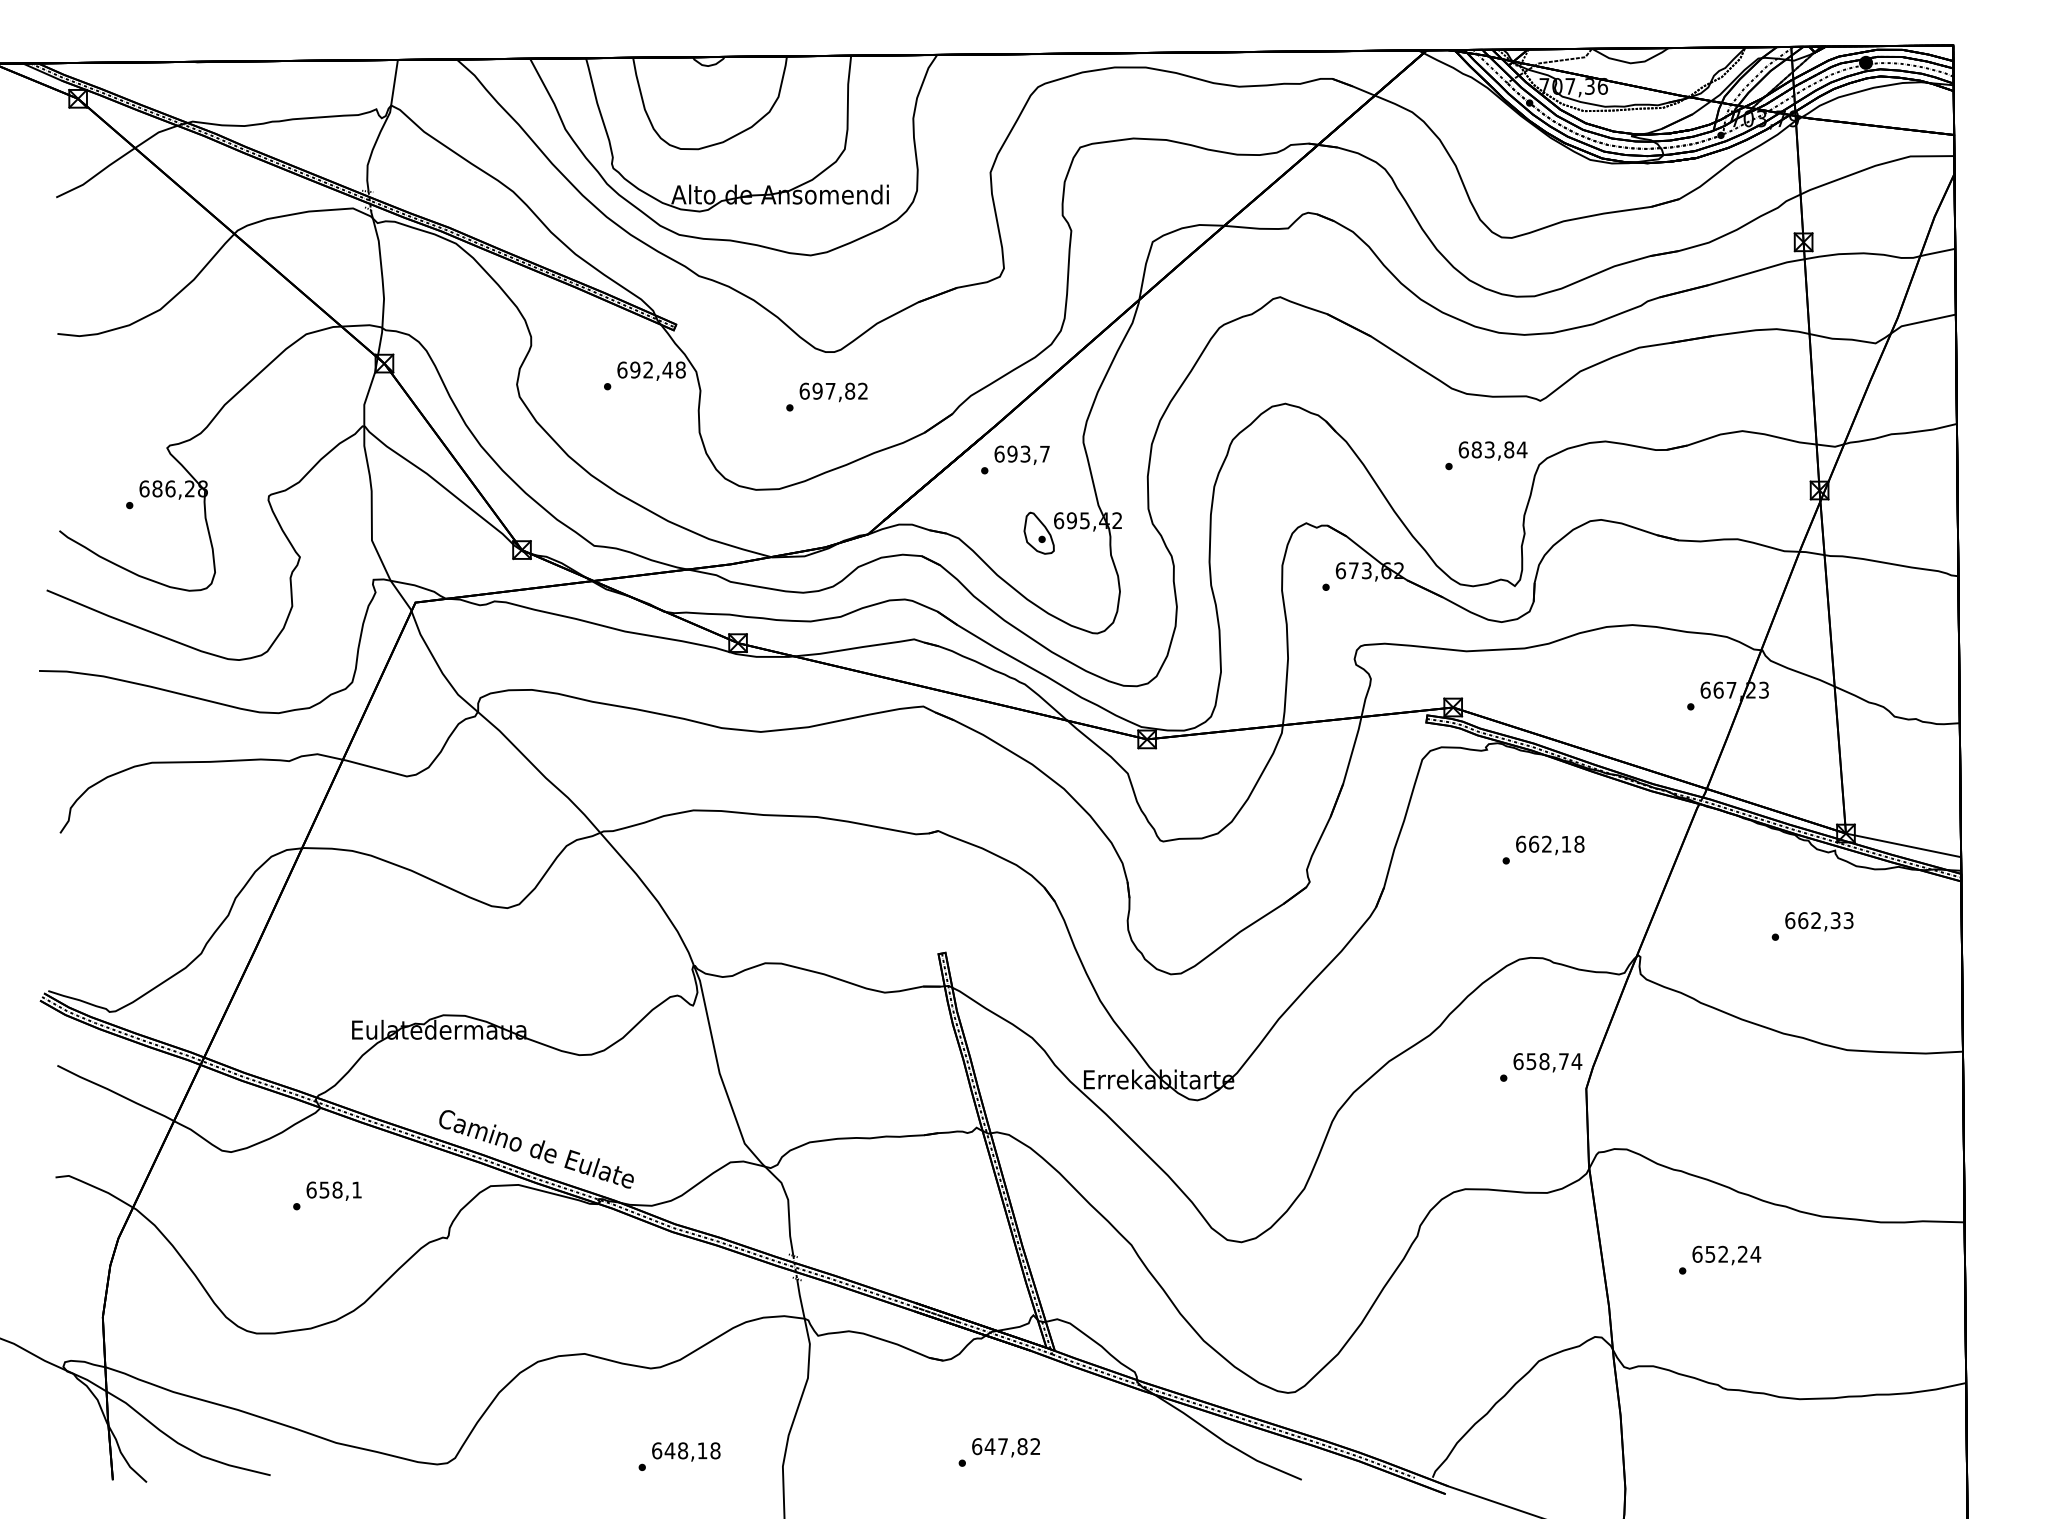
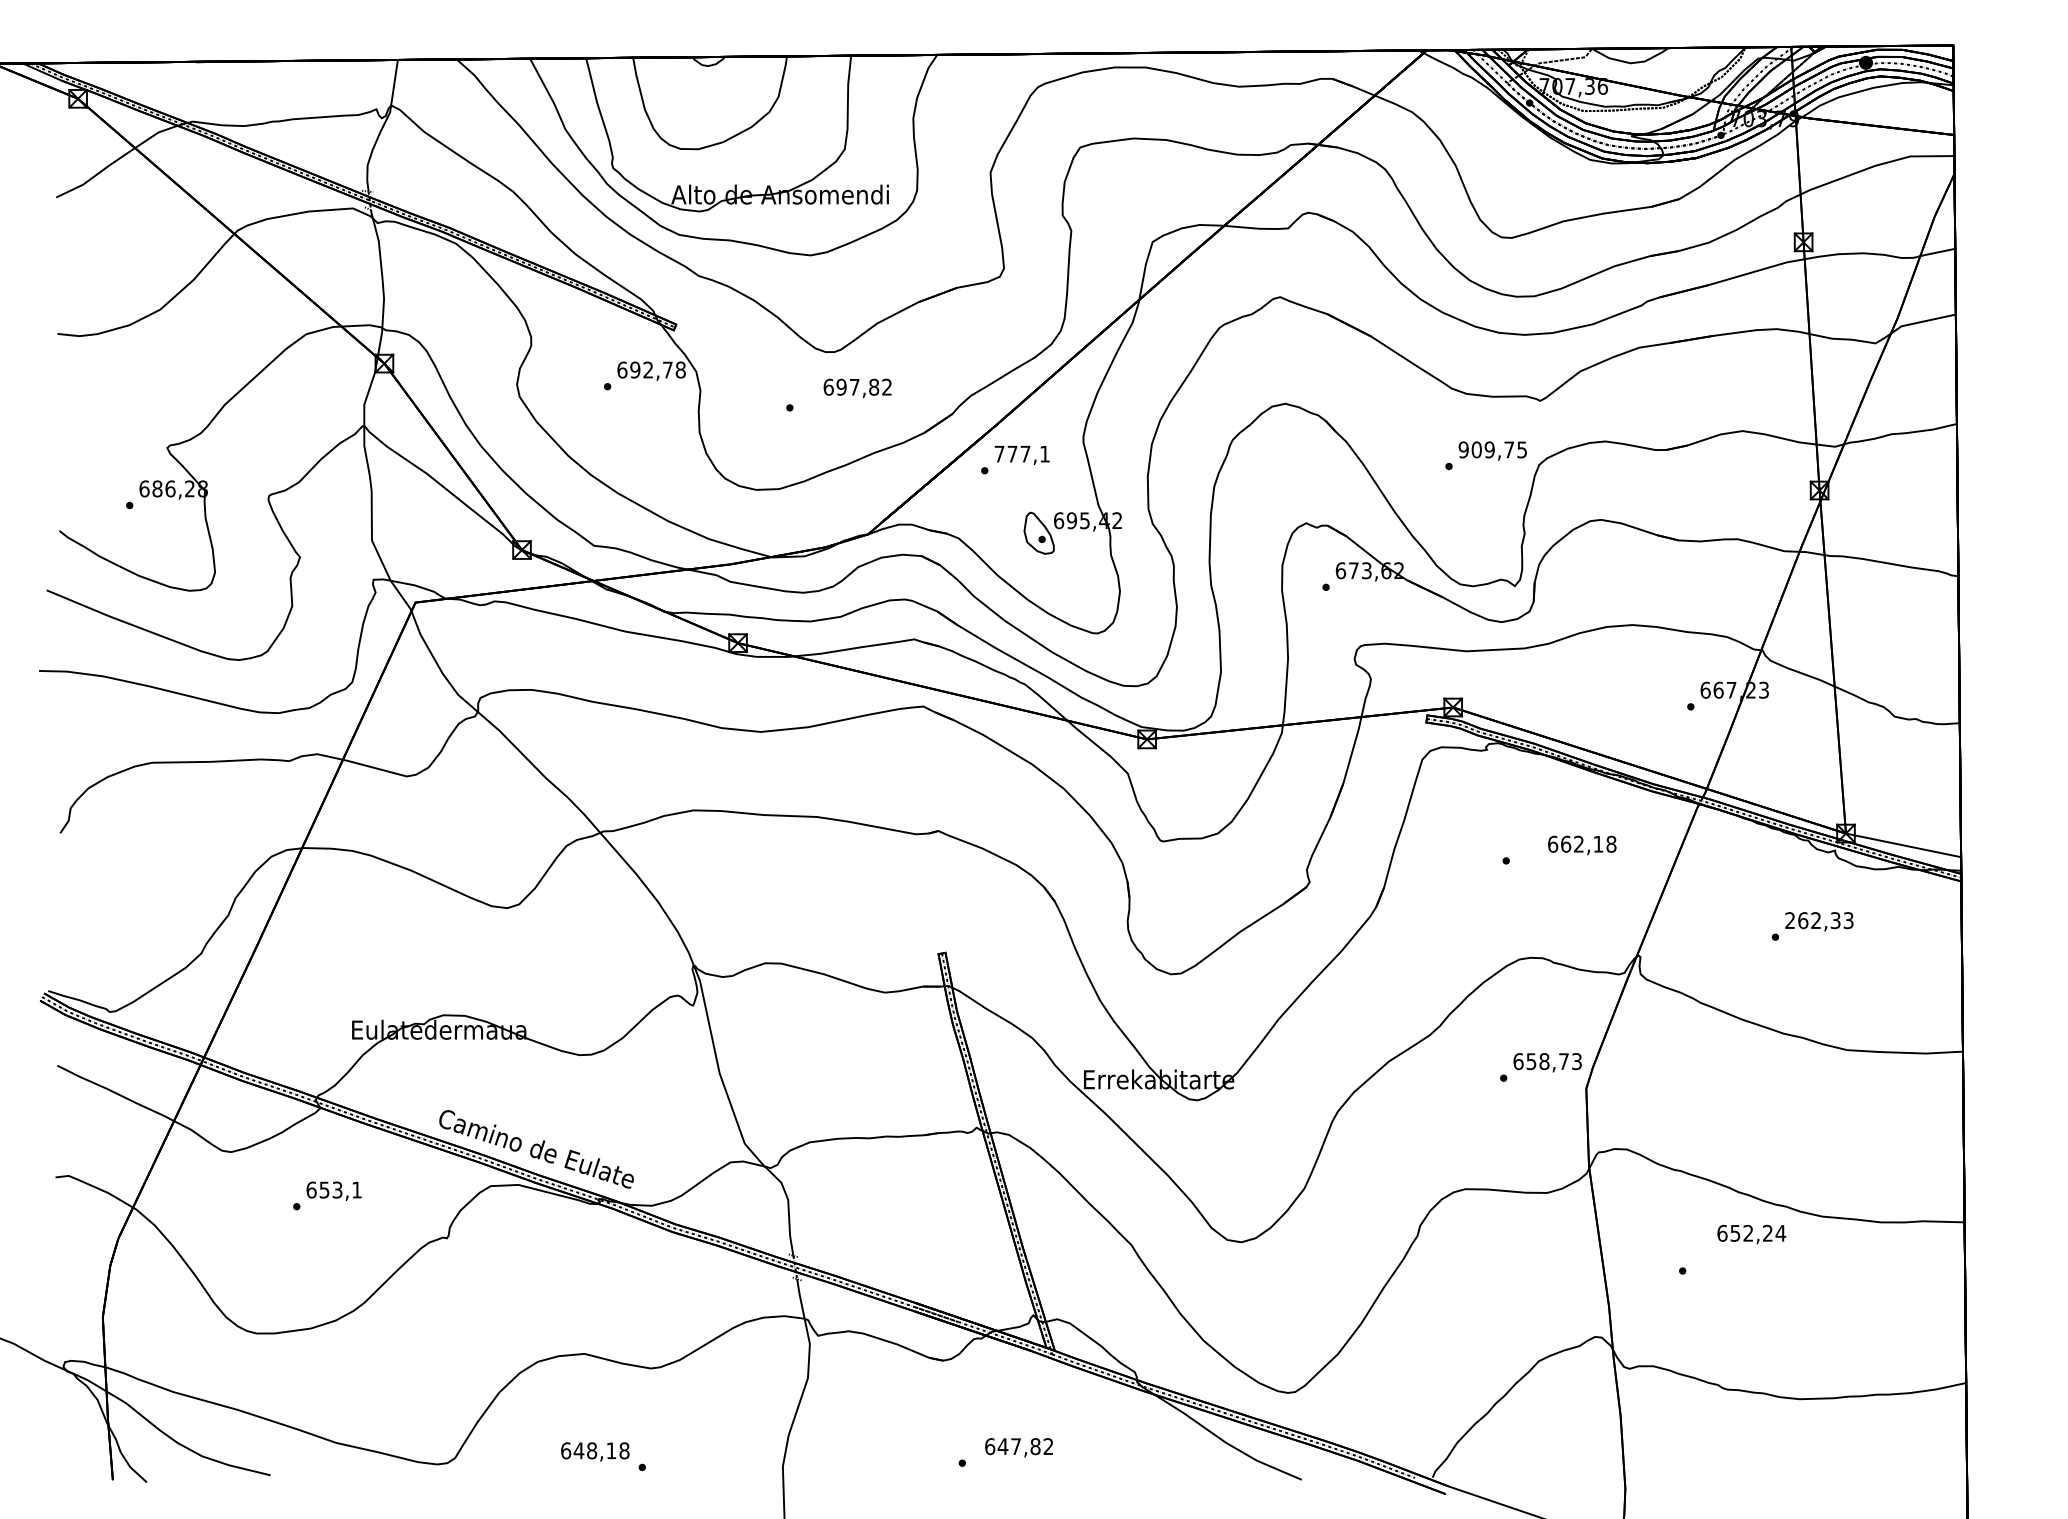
text: 692,48 -> 692,78 (667, 369)
text position: (833, 392) -> (857, 388) (857, 388)
text: 683,84 -> 909,75 (1492, 449)
text: 693,7 -> 777,1 (1021, 453)
text position: (1550, 845) -> (1582, 845) (1582, 845)
text: 662,33 -> 262,33 (1790, 920)
text: 658,74 -> 658,73 (1576, 1061)
text: 658,1 -> 653,1 (337, 1189)
text position: (1726, 1255) -> (1751, 1234) (1751, 1234)
text position: (1005, 1447) -> (1018, 1447) (1018, 1447)
text position: (686, 1451) -> (595, 1451) (595, 1451)
